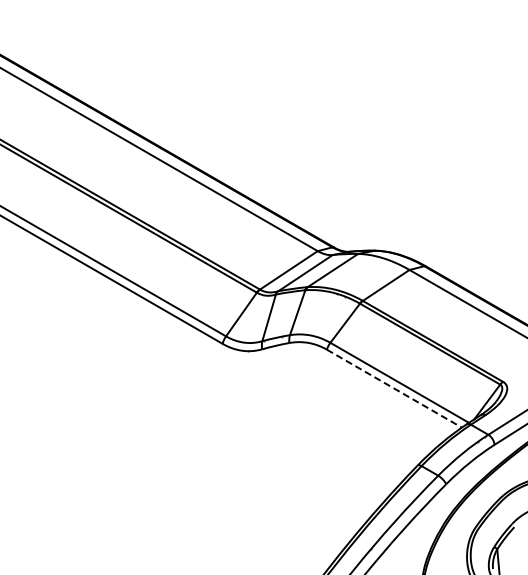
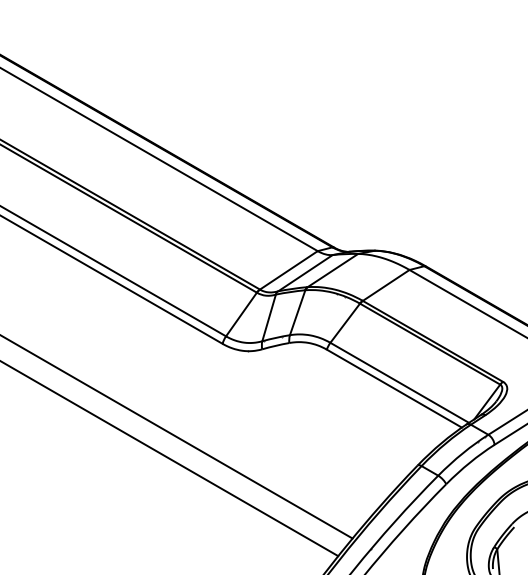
line: dashed -> solid (394, 388)
line: none -> present (177, 437)
line: none -> present (170, 459)
